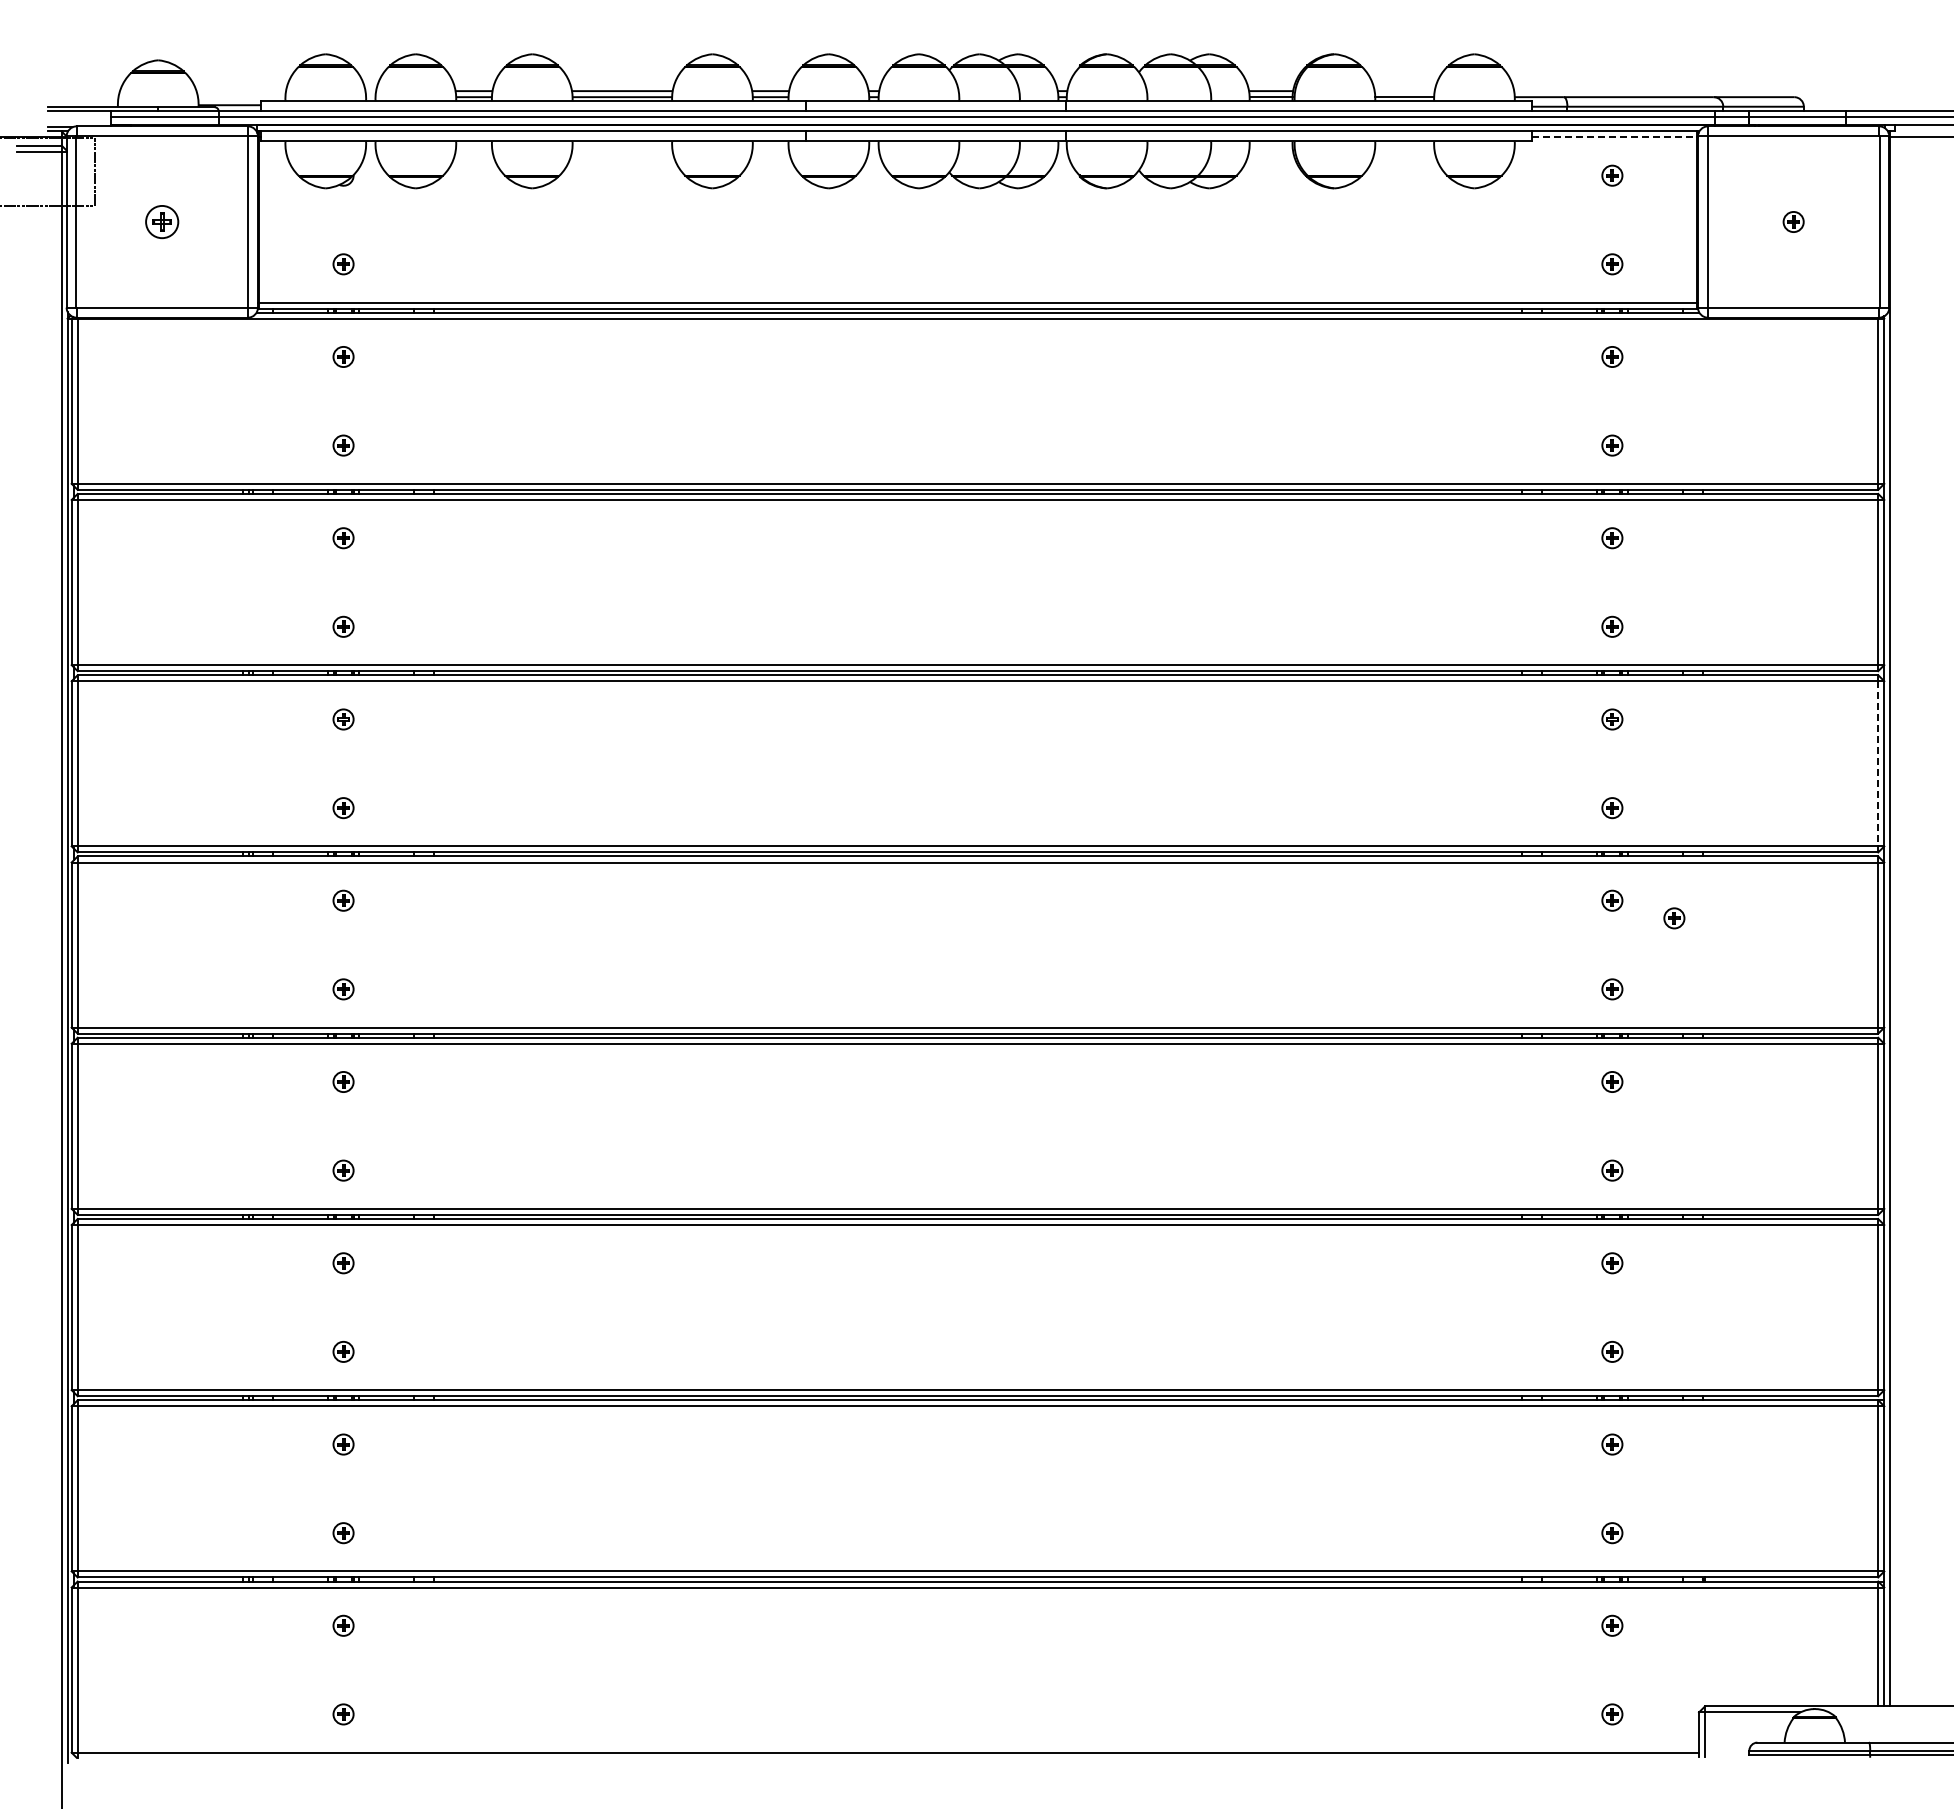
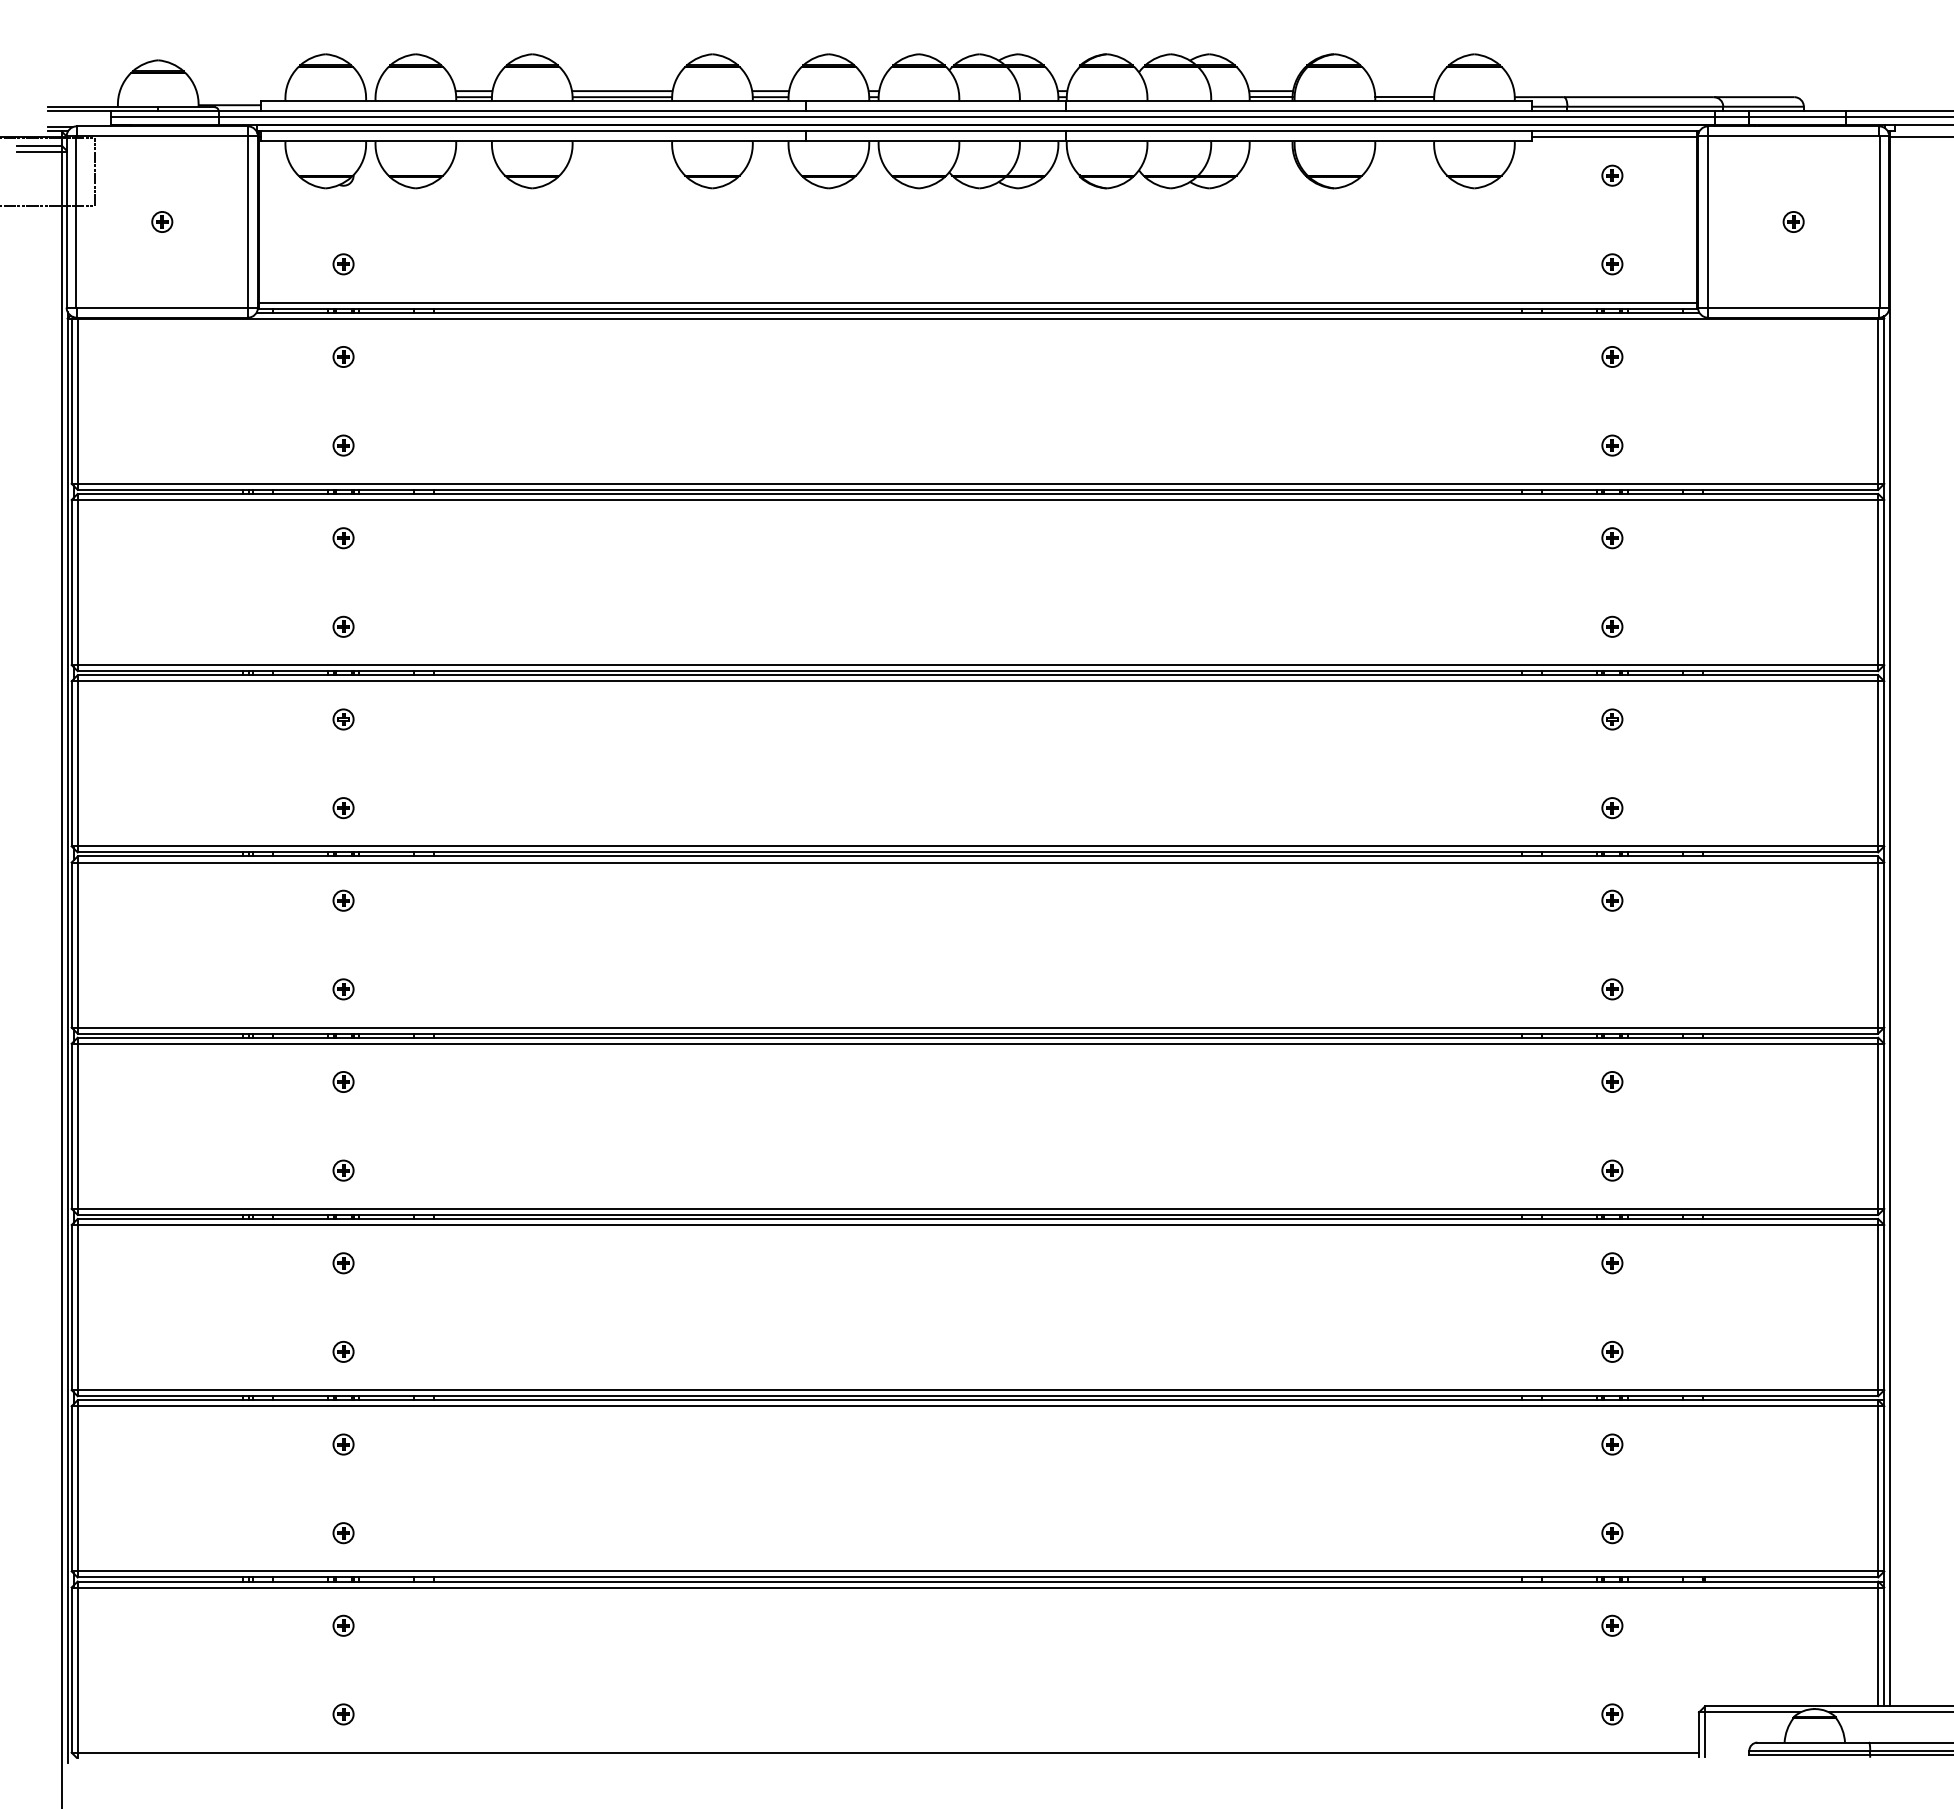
line: dashed -> solid (1614, 137)
part size: 35x35 px -> 23x22 px (162, 221)
line: dashed -> solid (1878, 763)
part: present -> none (1674, 918)
line: none -> present (1889, 1712)
